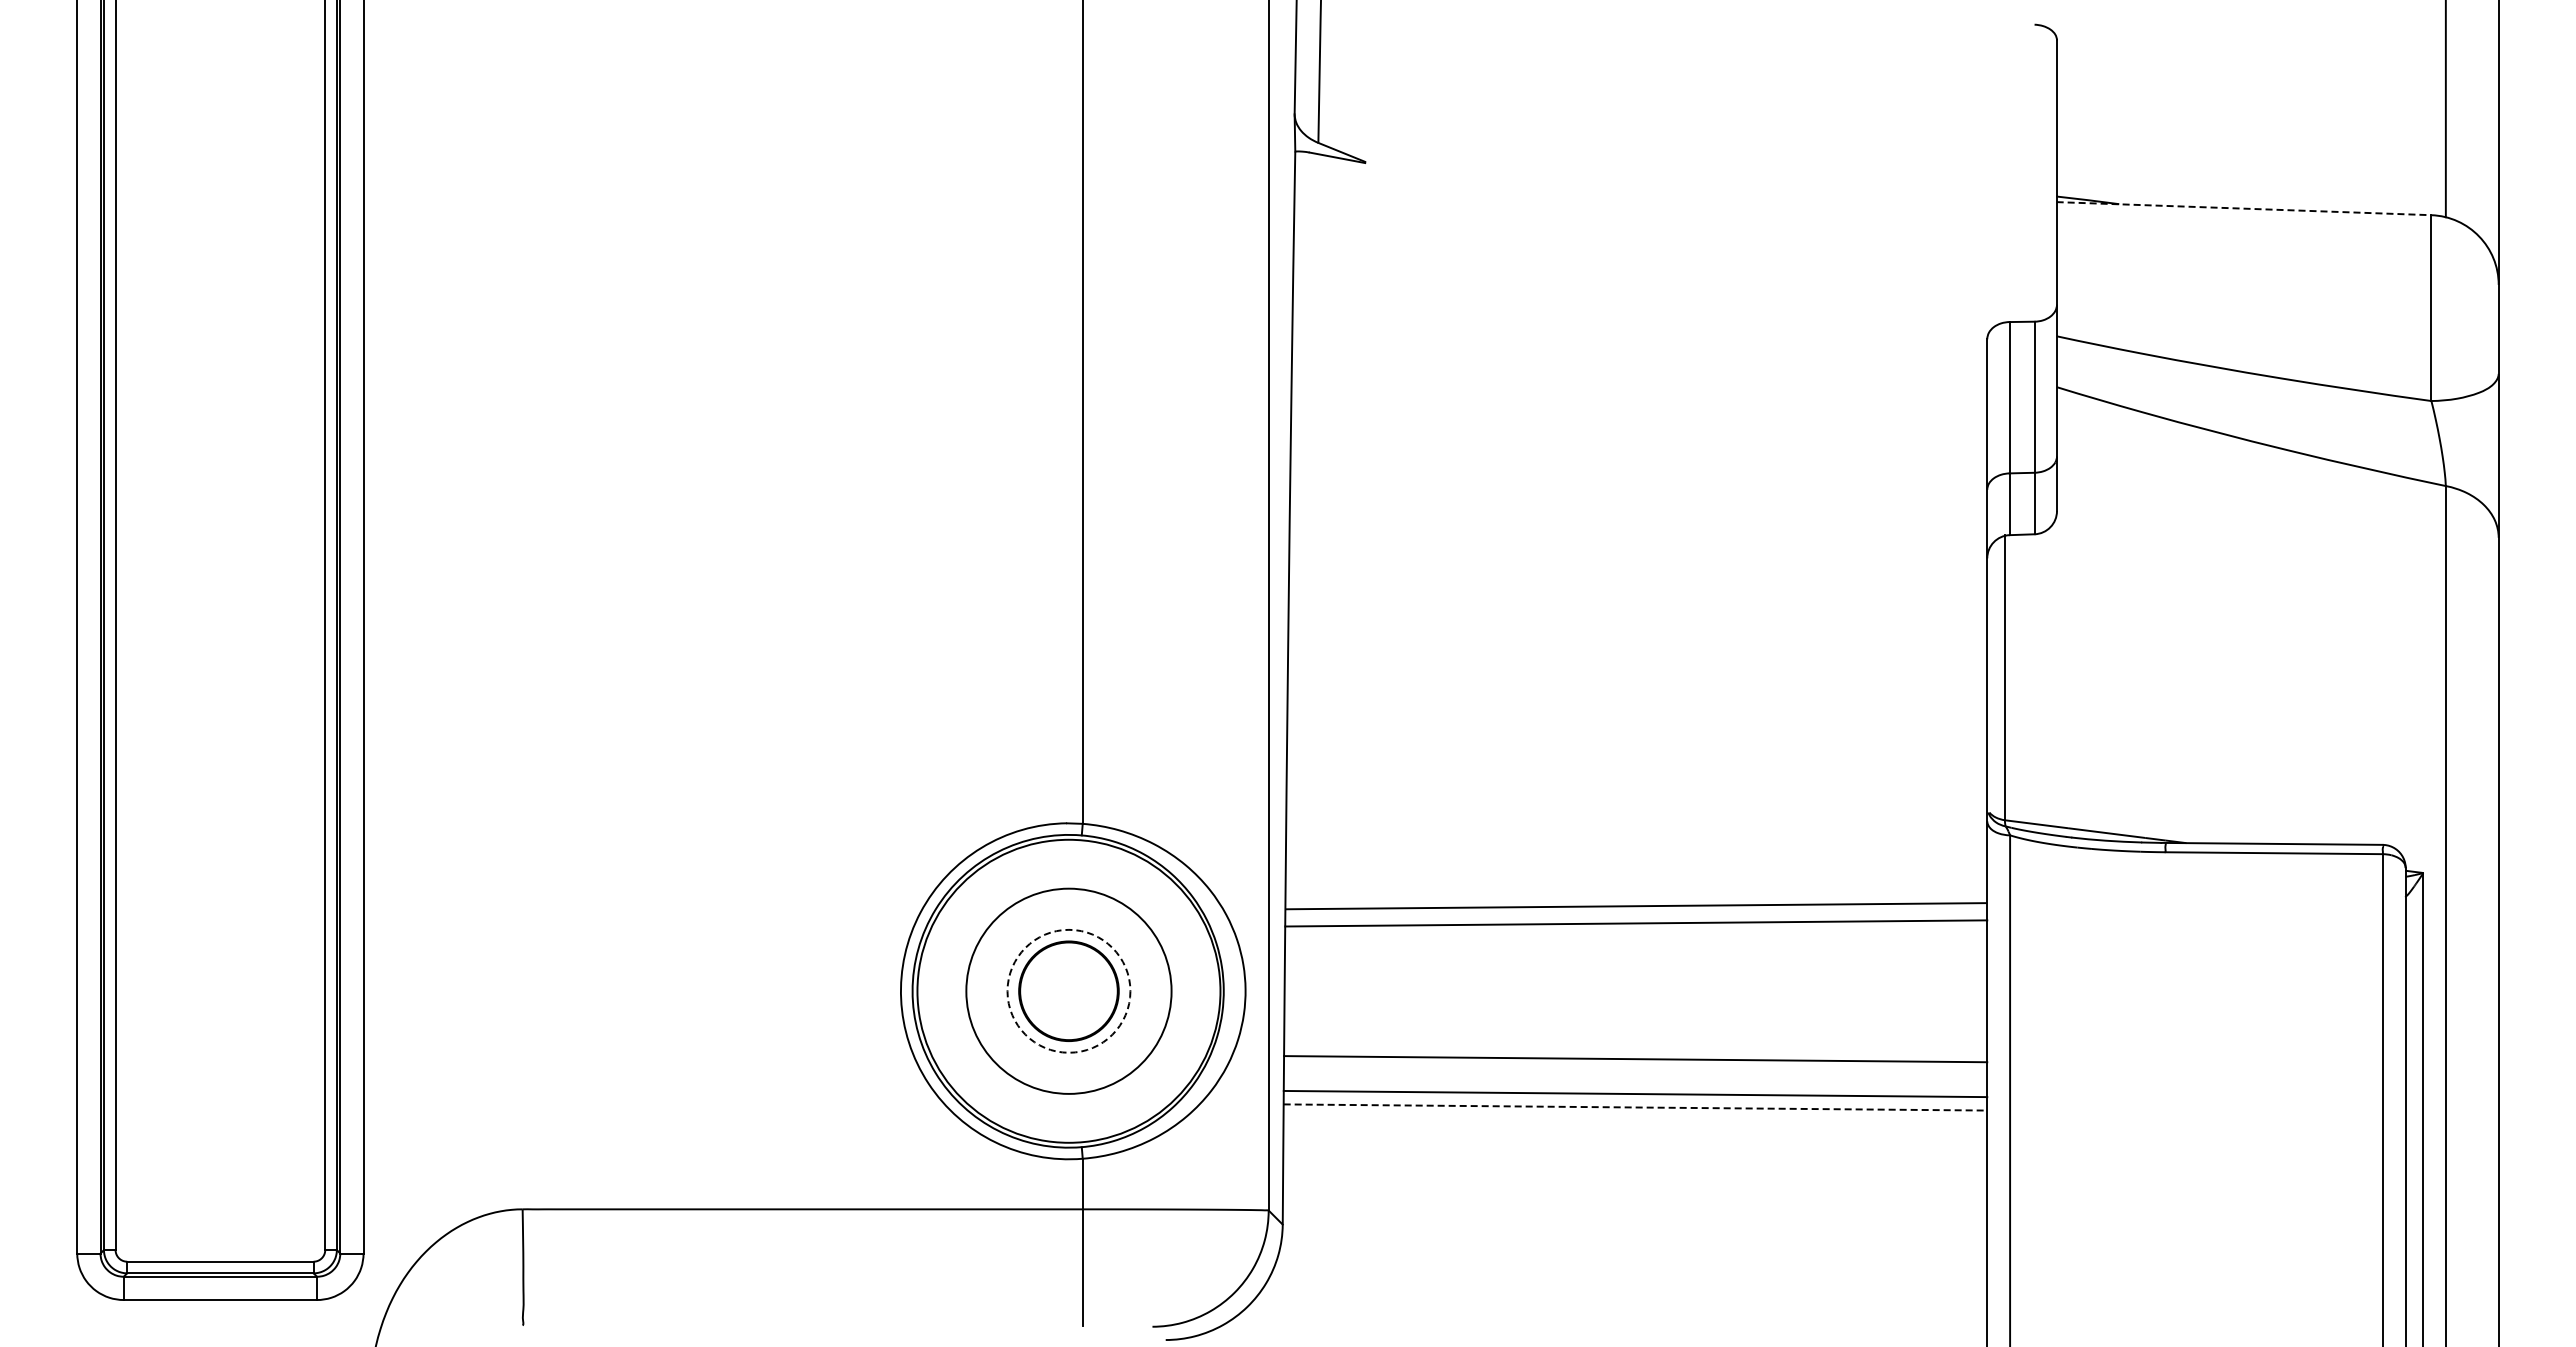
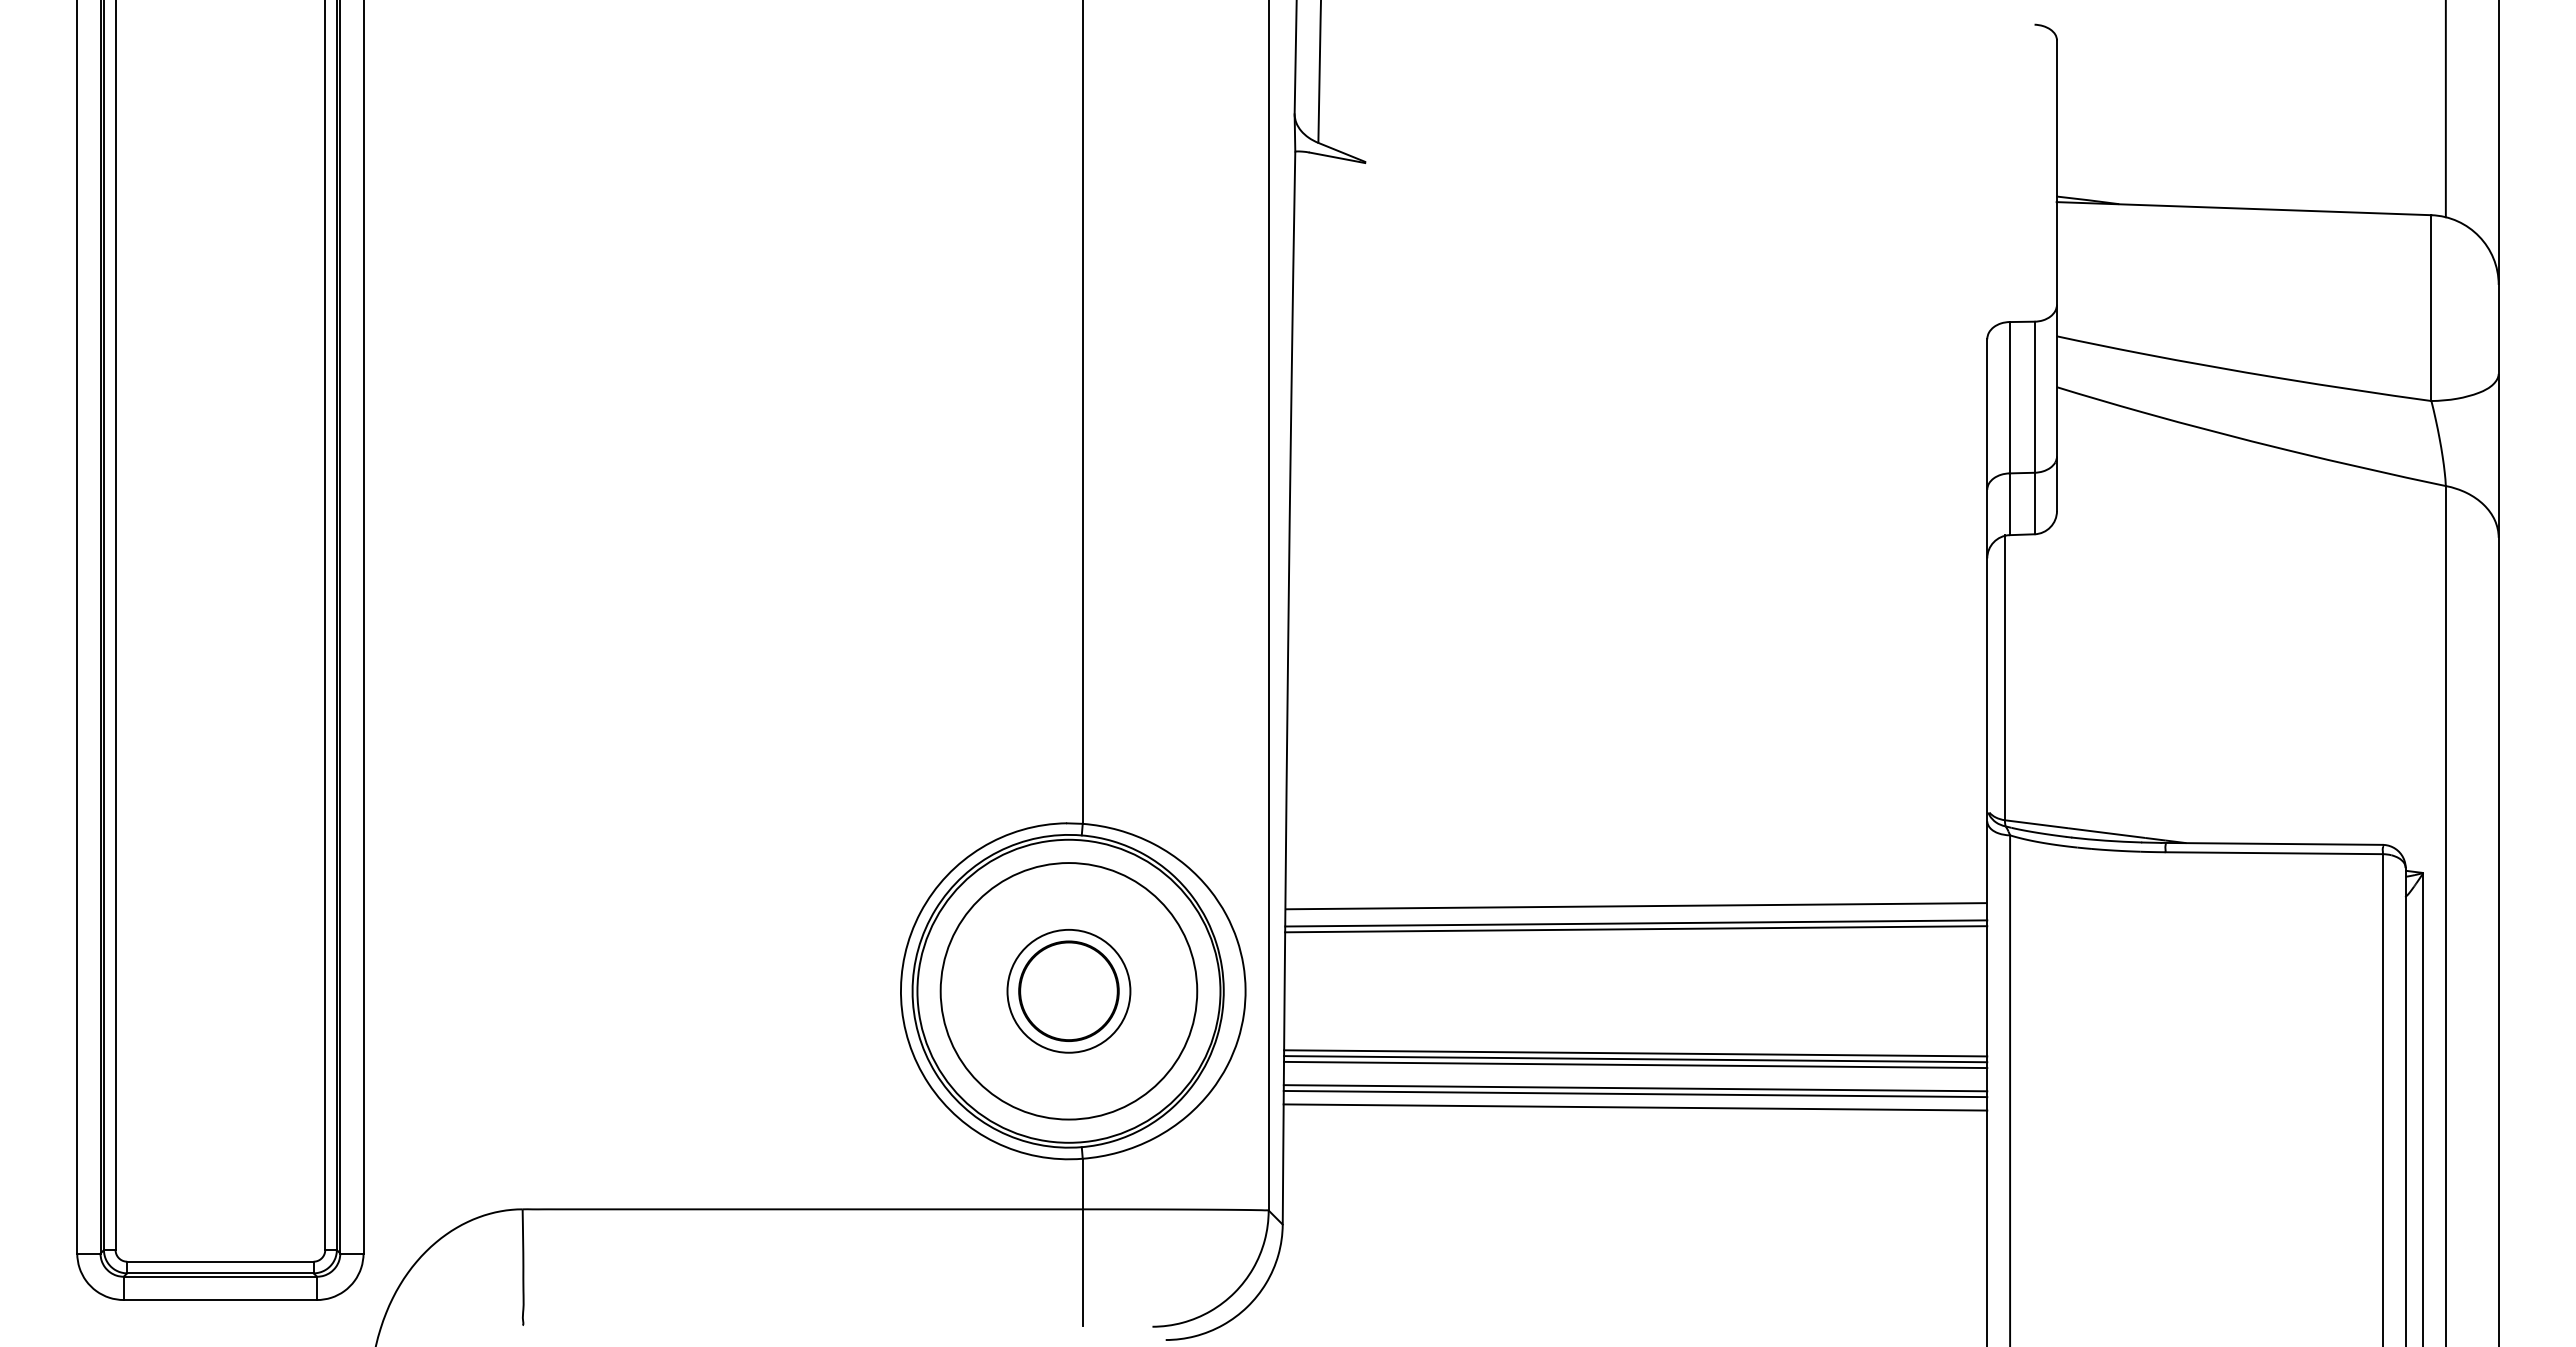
line: dashed -> solid (2244, 208)
line: none -> present (1636, 929)
circle diameter: 205 px -> 257 px (1068, 991)
circle: dashed -> solid (1068, 990)
line: none -> present (1635, 1053)
line: none -> present (1635, 1064)
line: none -> present (1635, 1088)
line: dashed -> solid (1635, 1107)
